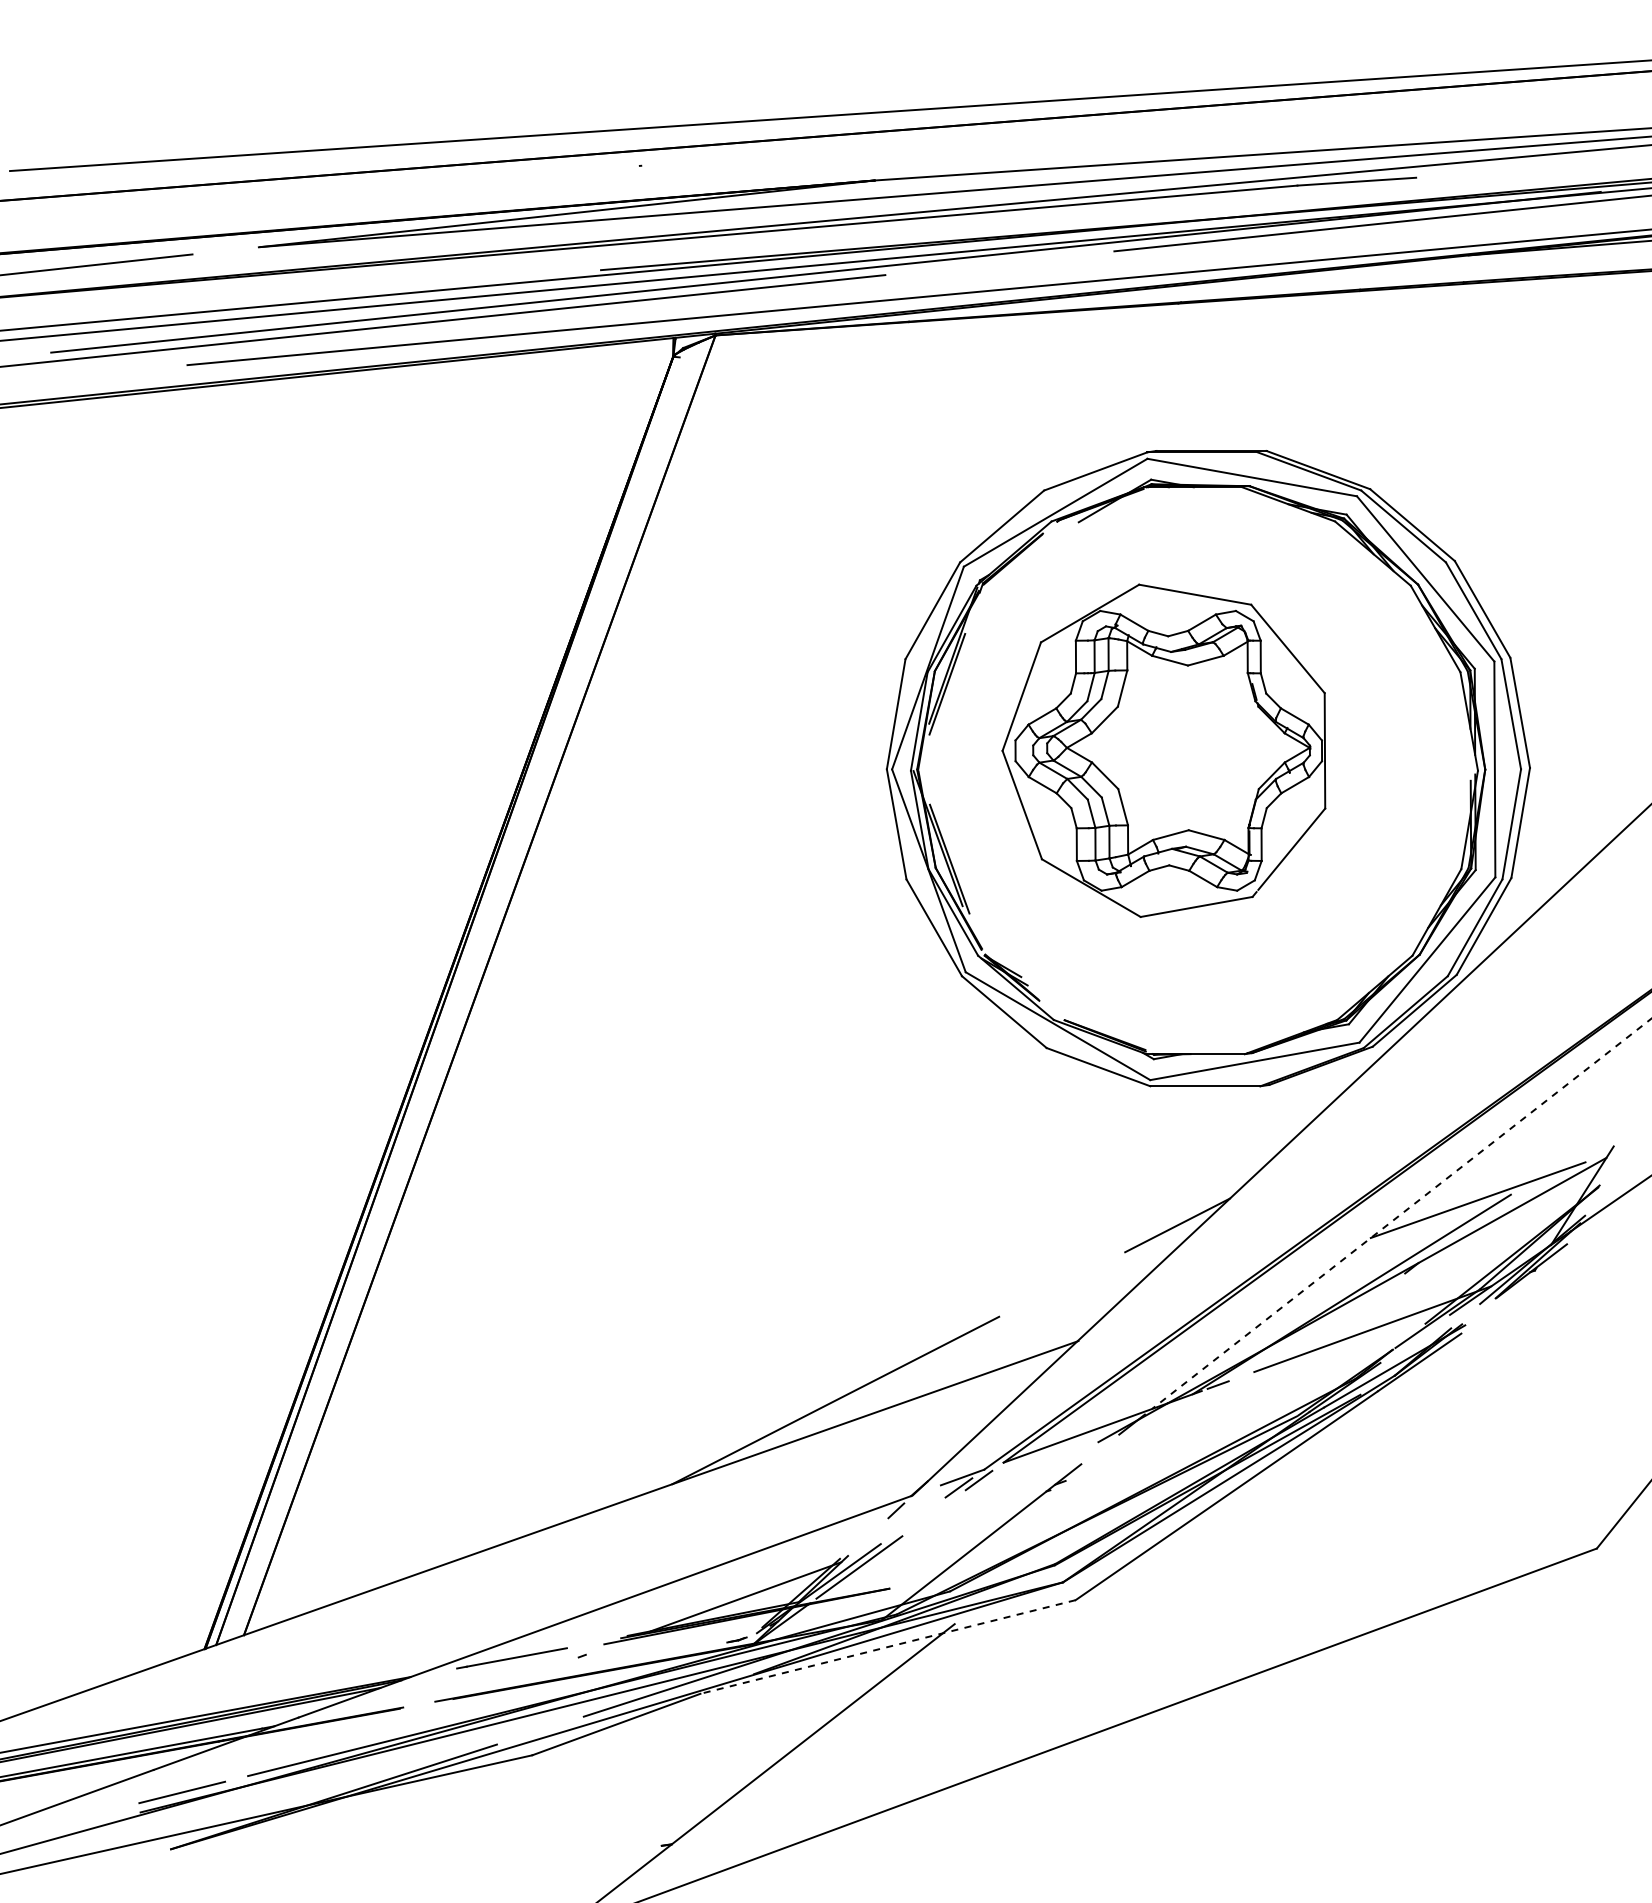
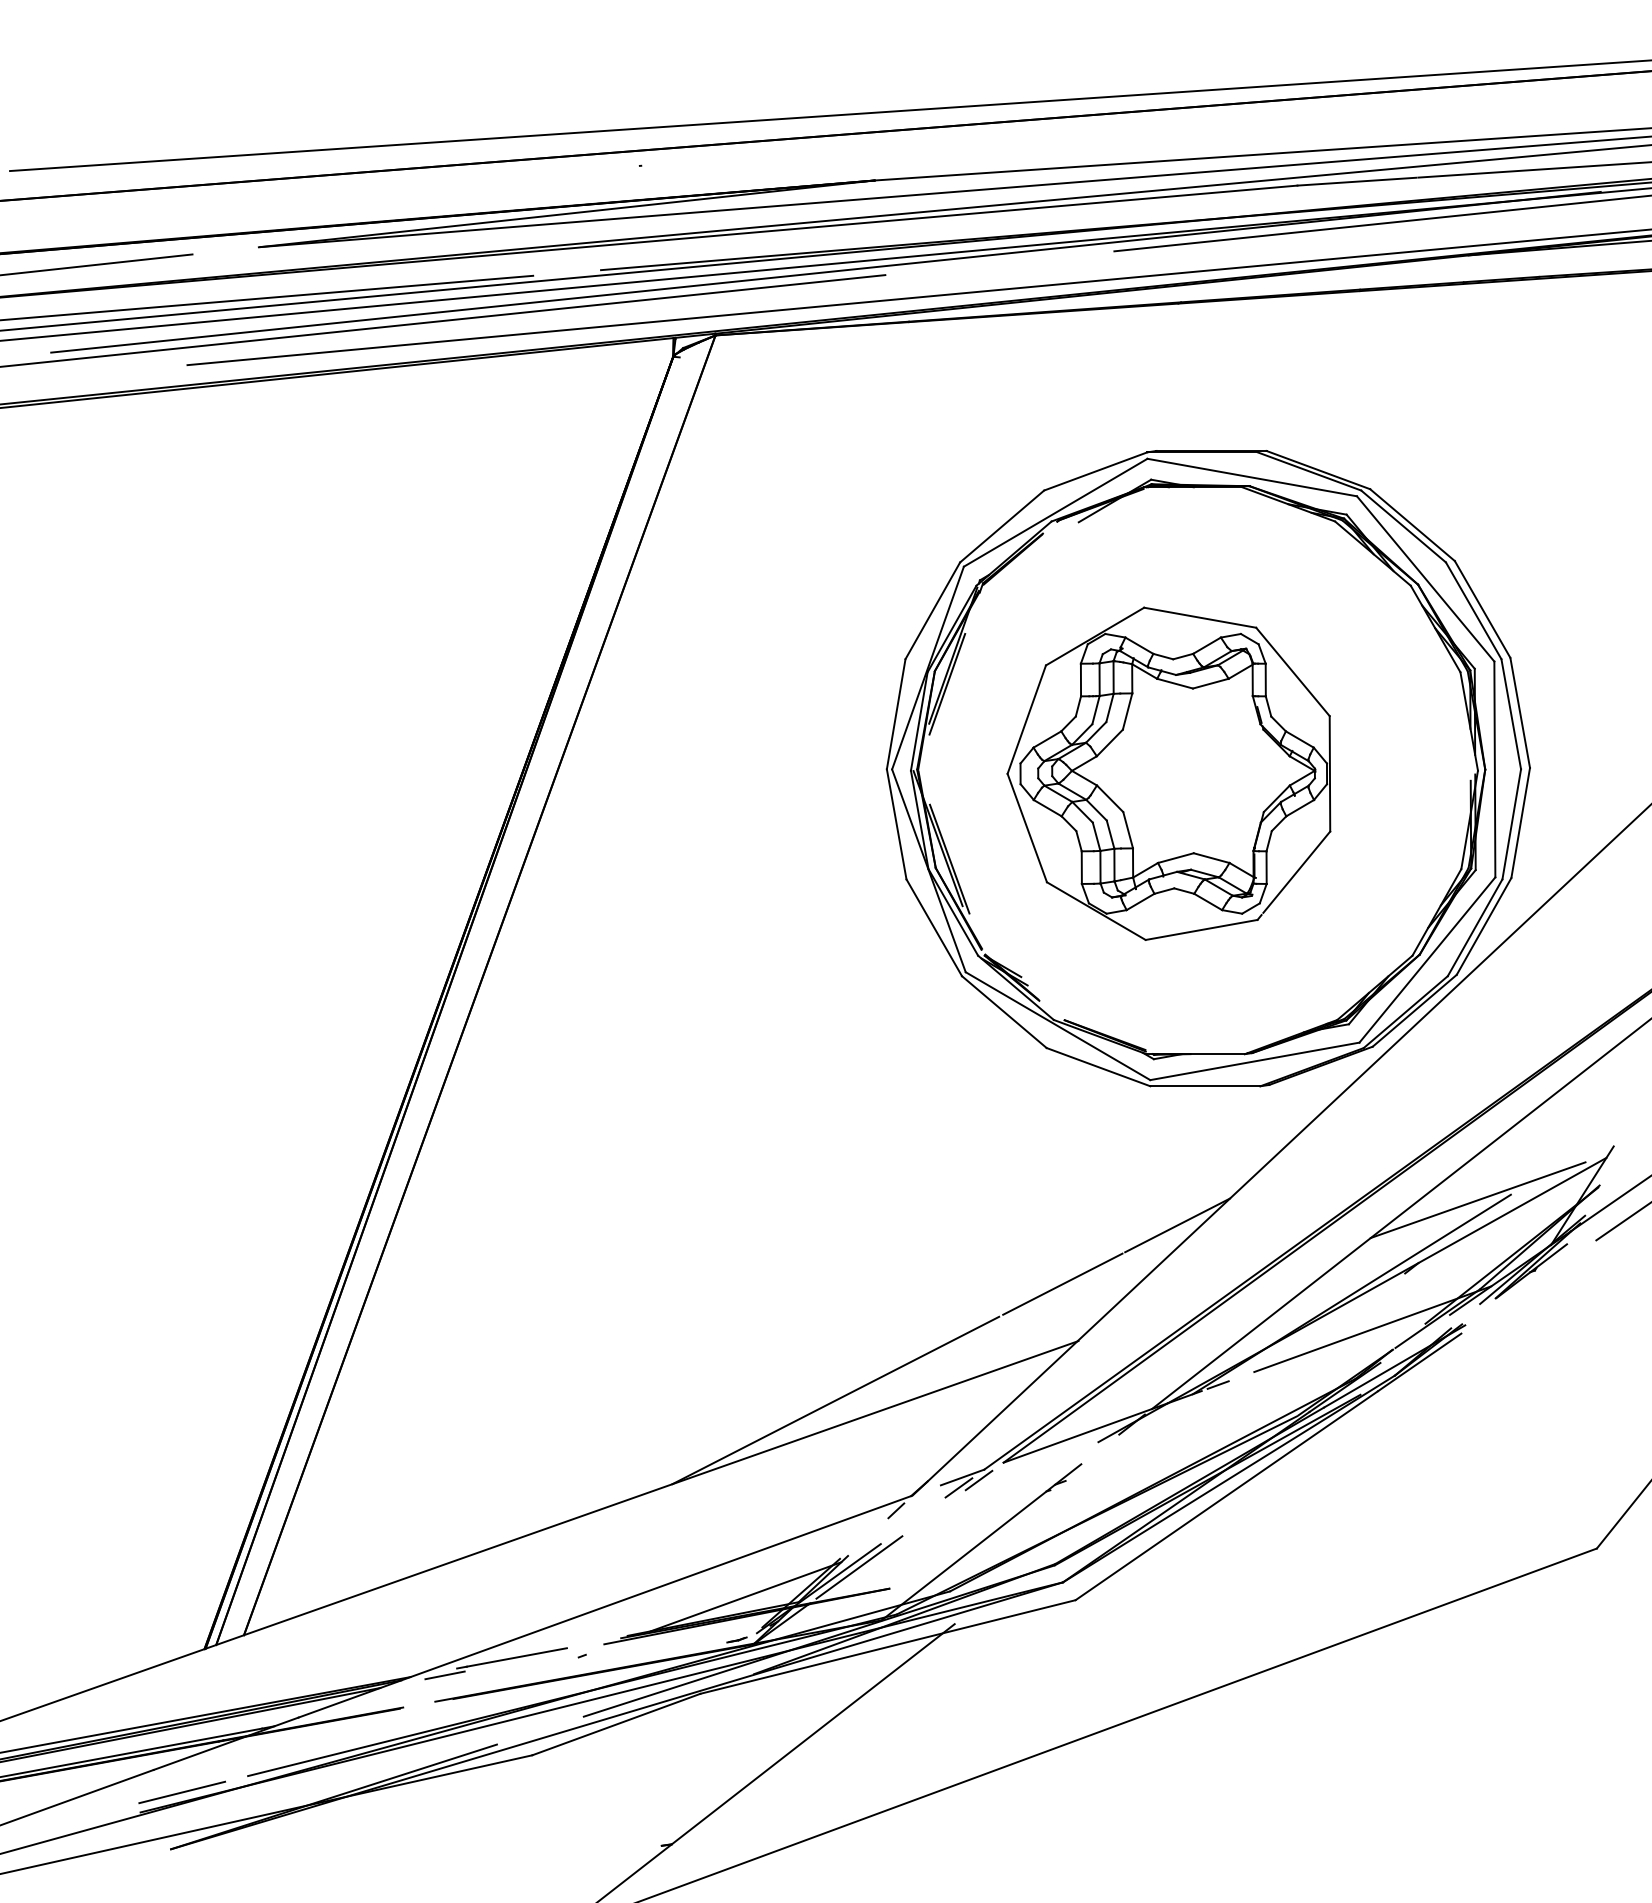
line: none -> present (1533, 169)
line: none -> present (267, 297)
part position: (1163, 750) -> (1168, 773) (1168, 773)
line: dashed -> solid (1401, 1214)
line: none -> present (1622, 1222)
line: none -> present (1062, 1283)
line: dashed -> solid (887, 1647)
line: none -> present (444, 1675)
